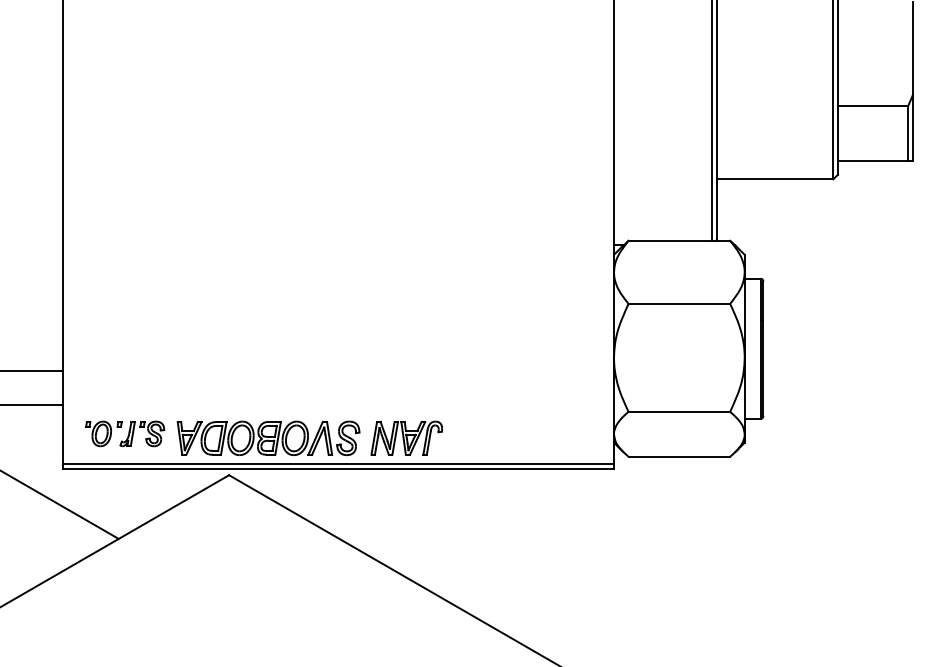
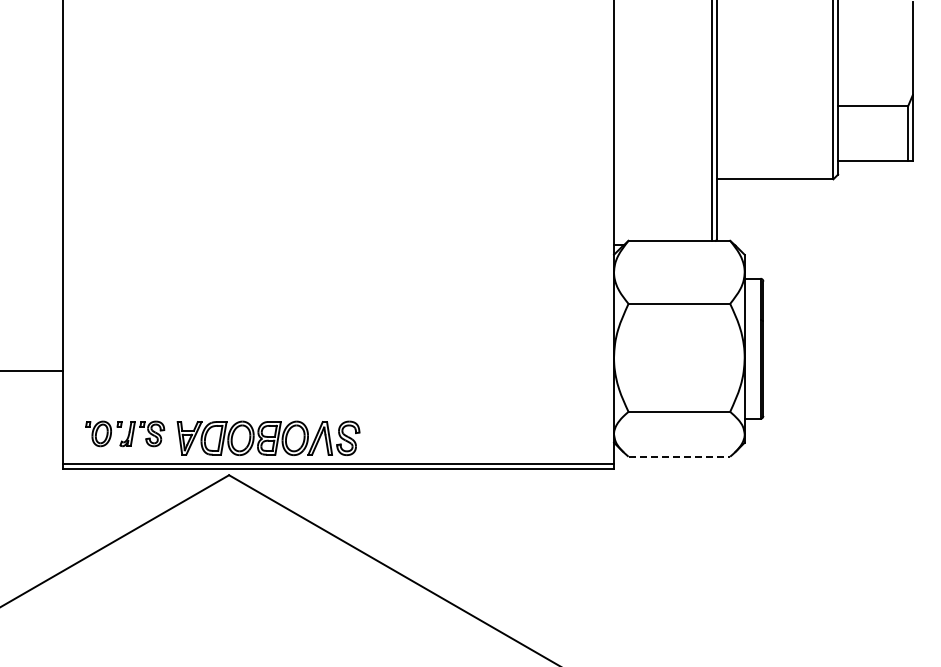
line: present -> none (32, 404)
part: present -> none (406, 437)
line: solid -> dashed (679, 456)
line: present -> none (60, 504)
